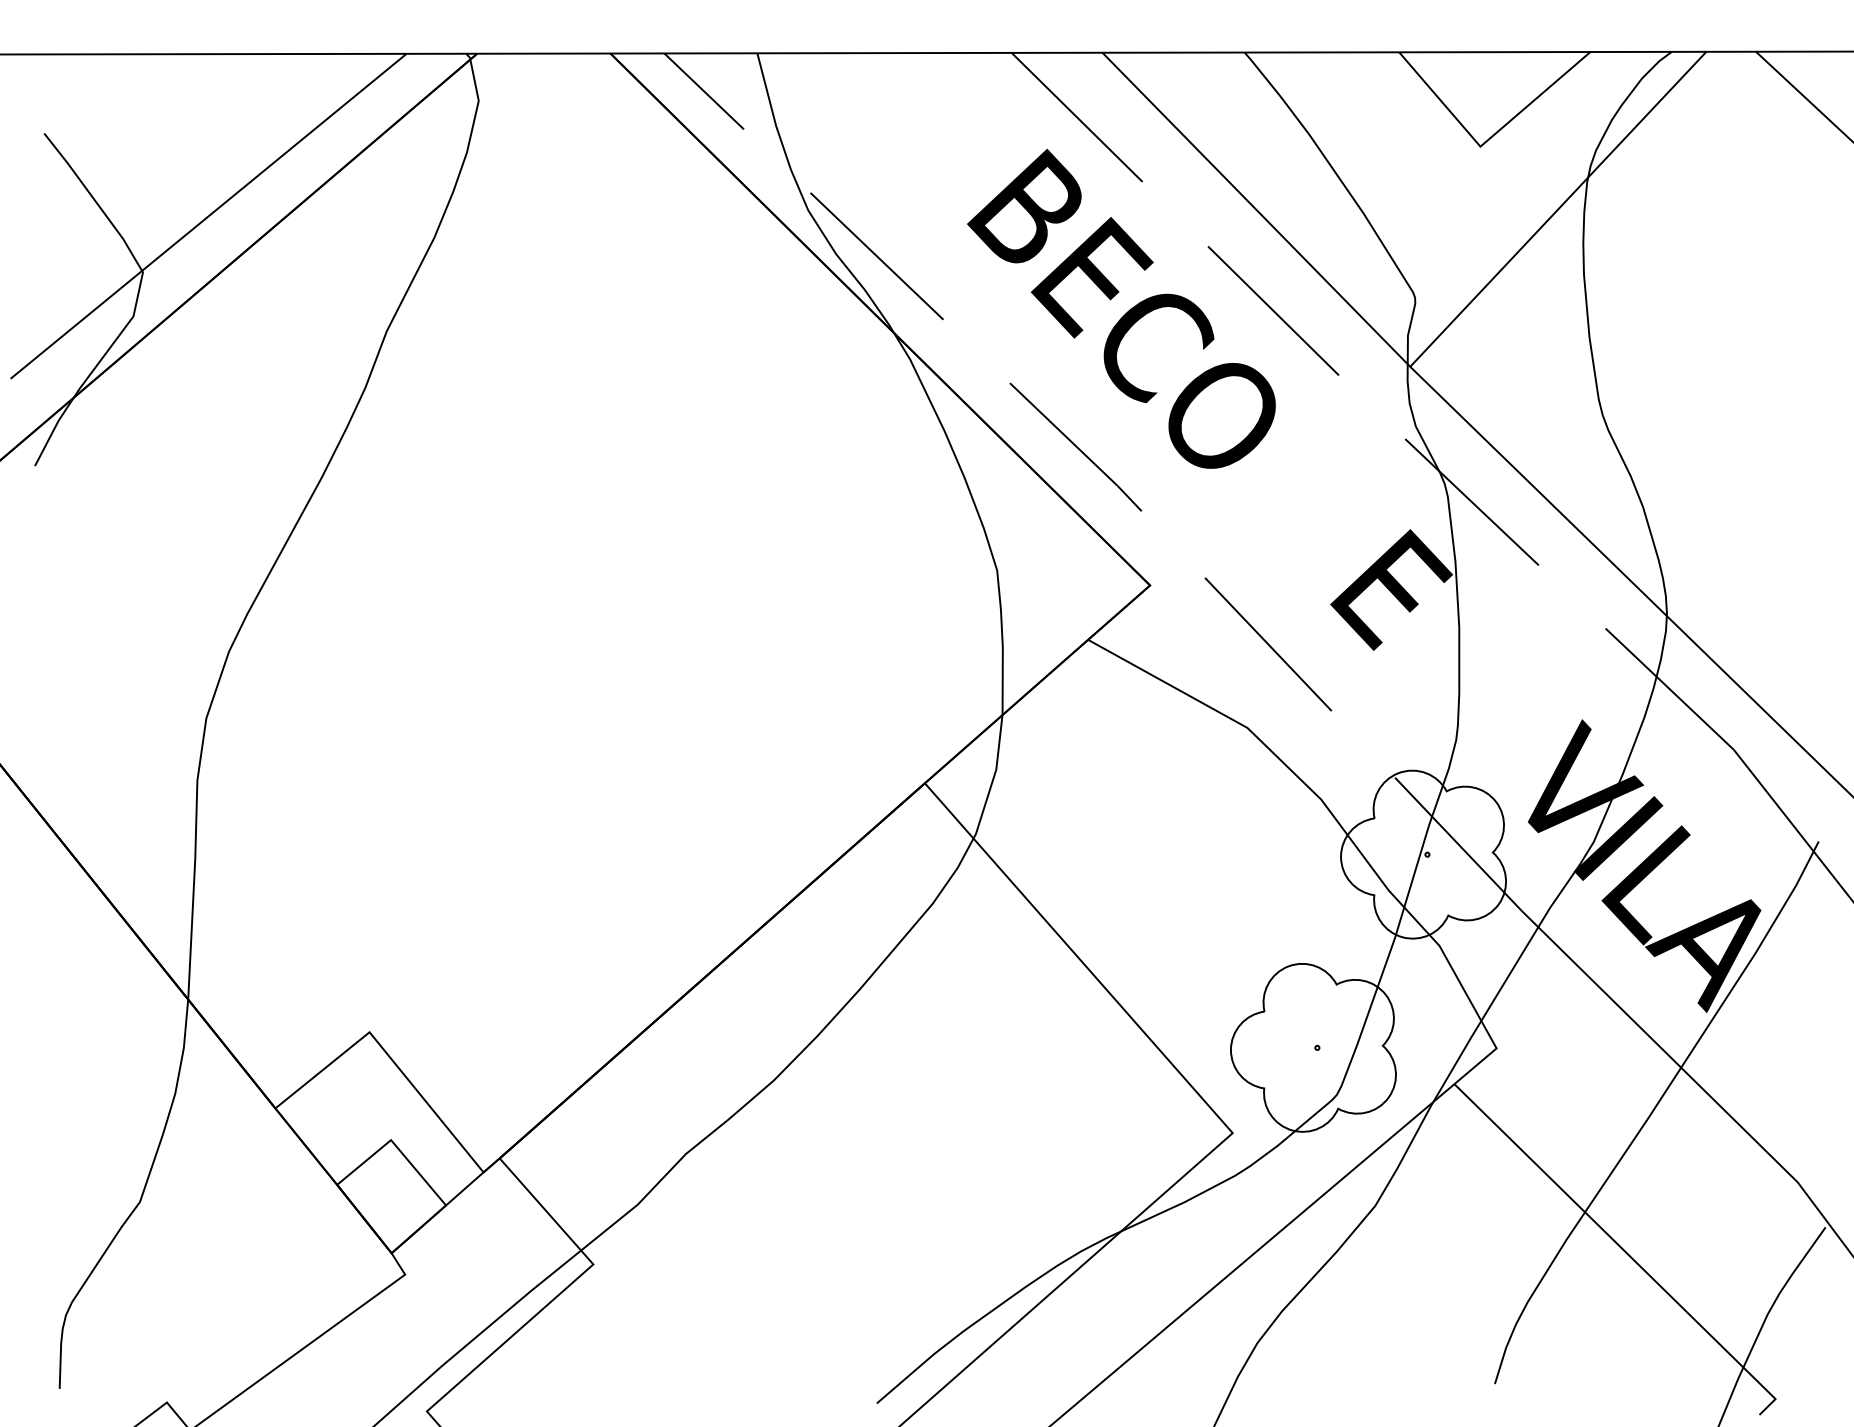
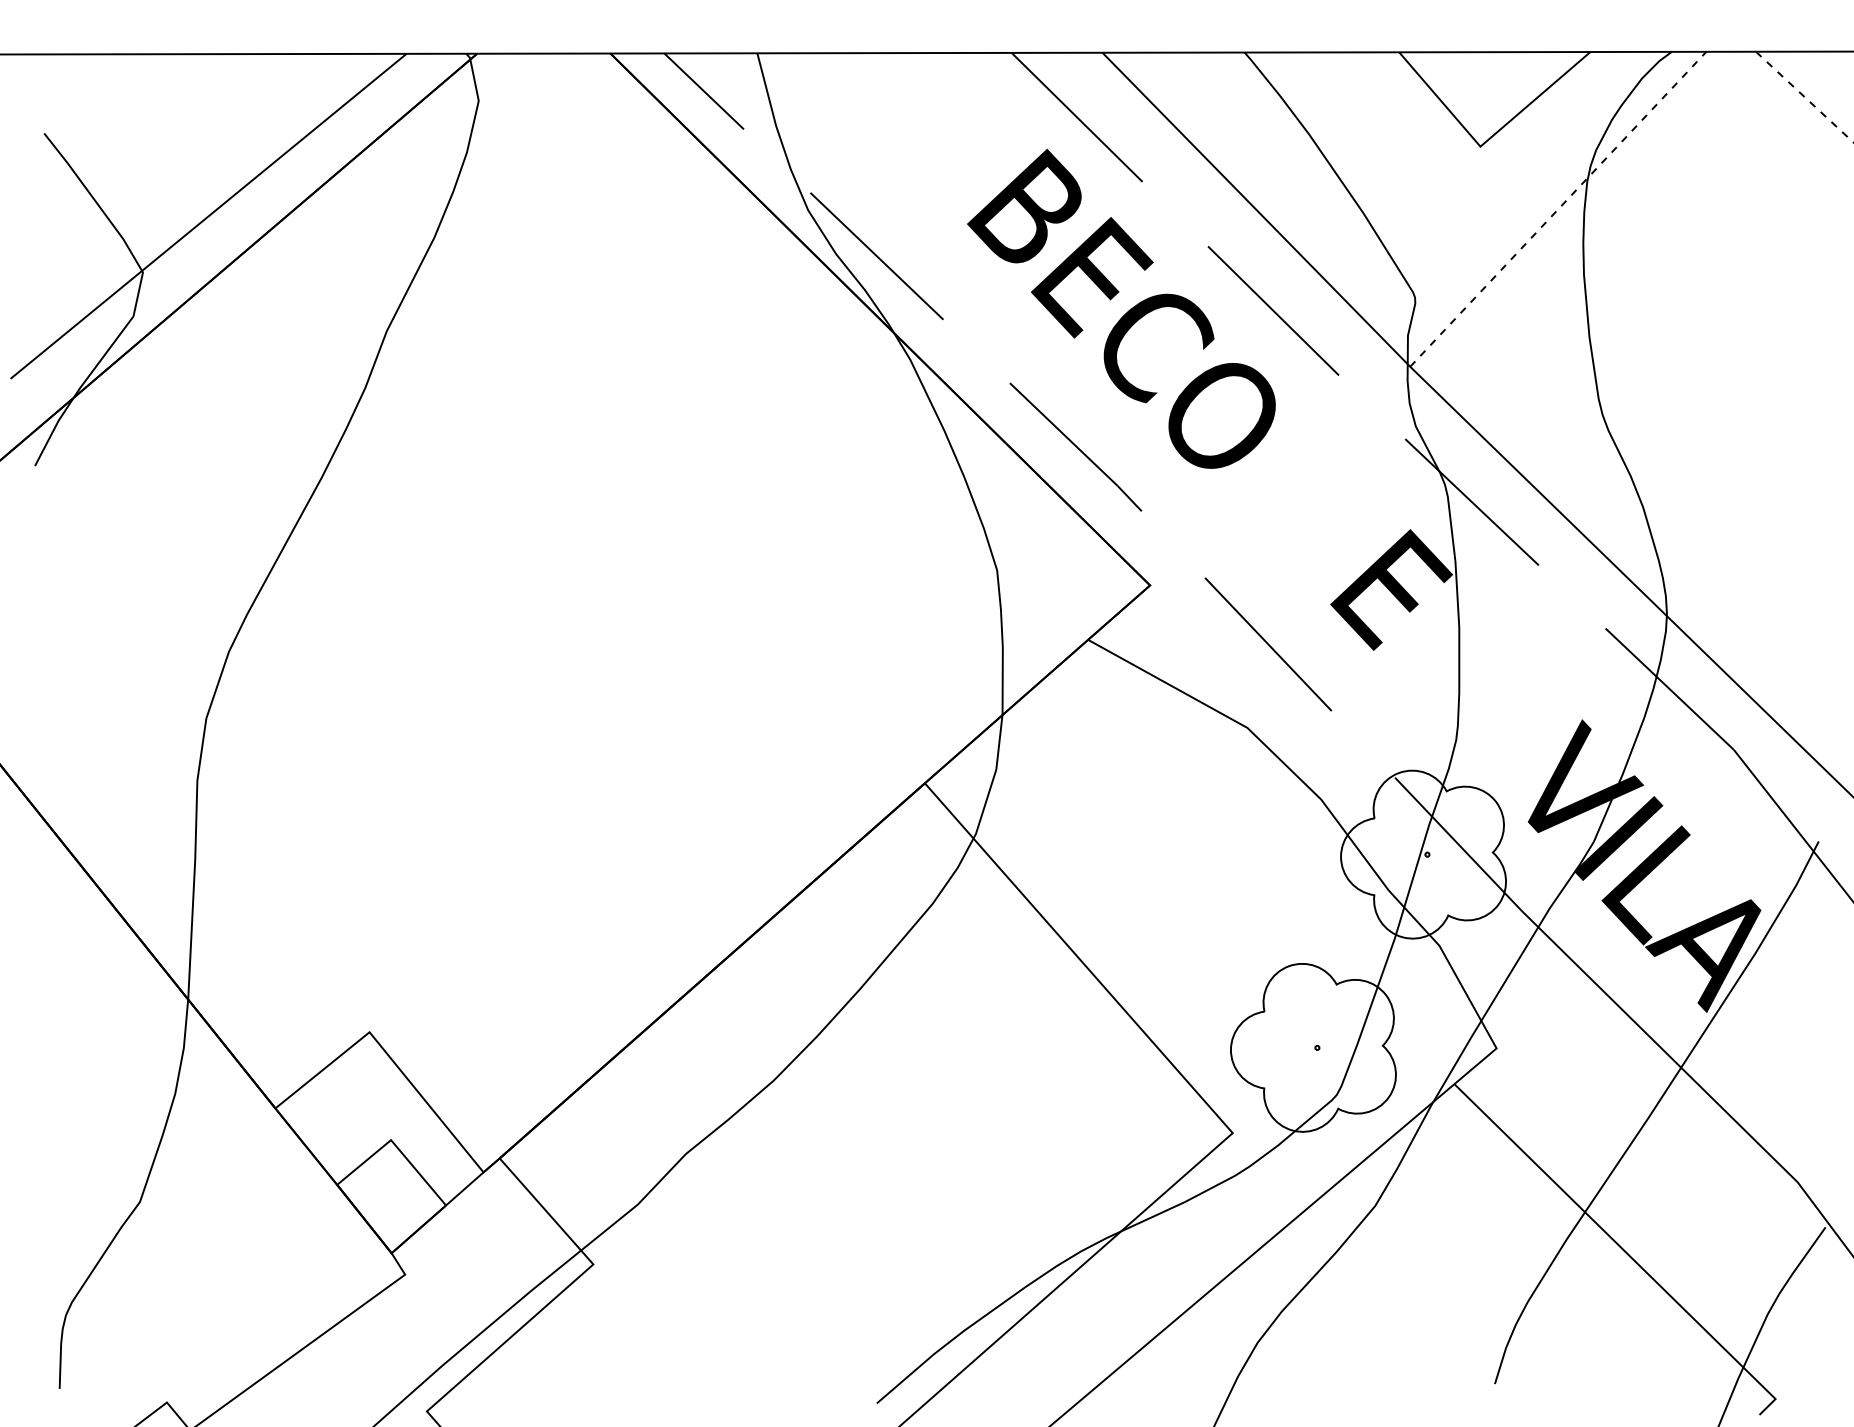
line: solid -> dashed (1804, 97)
line: solid -> dashed (1558, 208)
